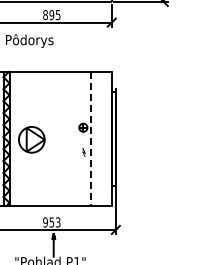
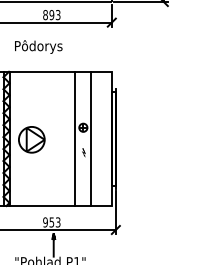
text: 895 -> 893 (58, 14)
text position: (29, 40) -> (38, 46) (38, 46)
line: none -> present (75, 138)
line: dashed -> solid (91, 139)
